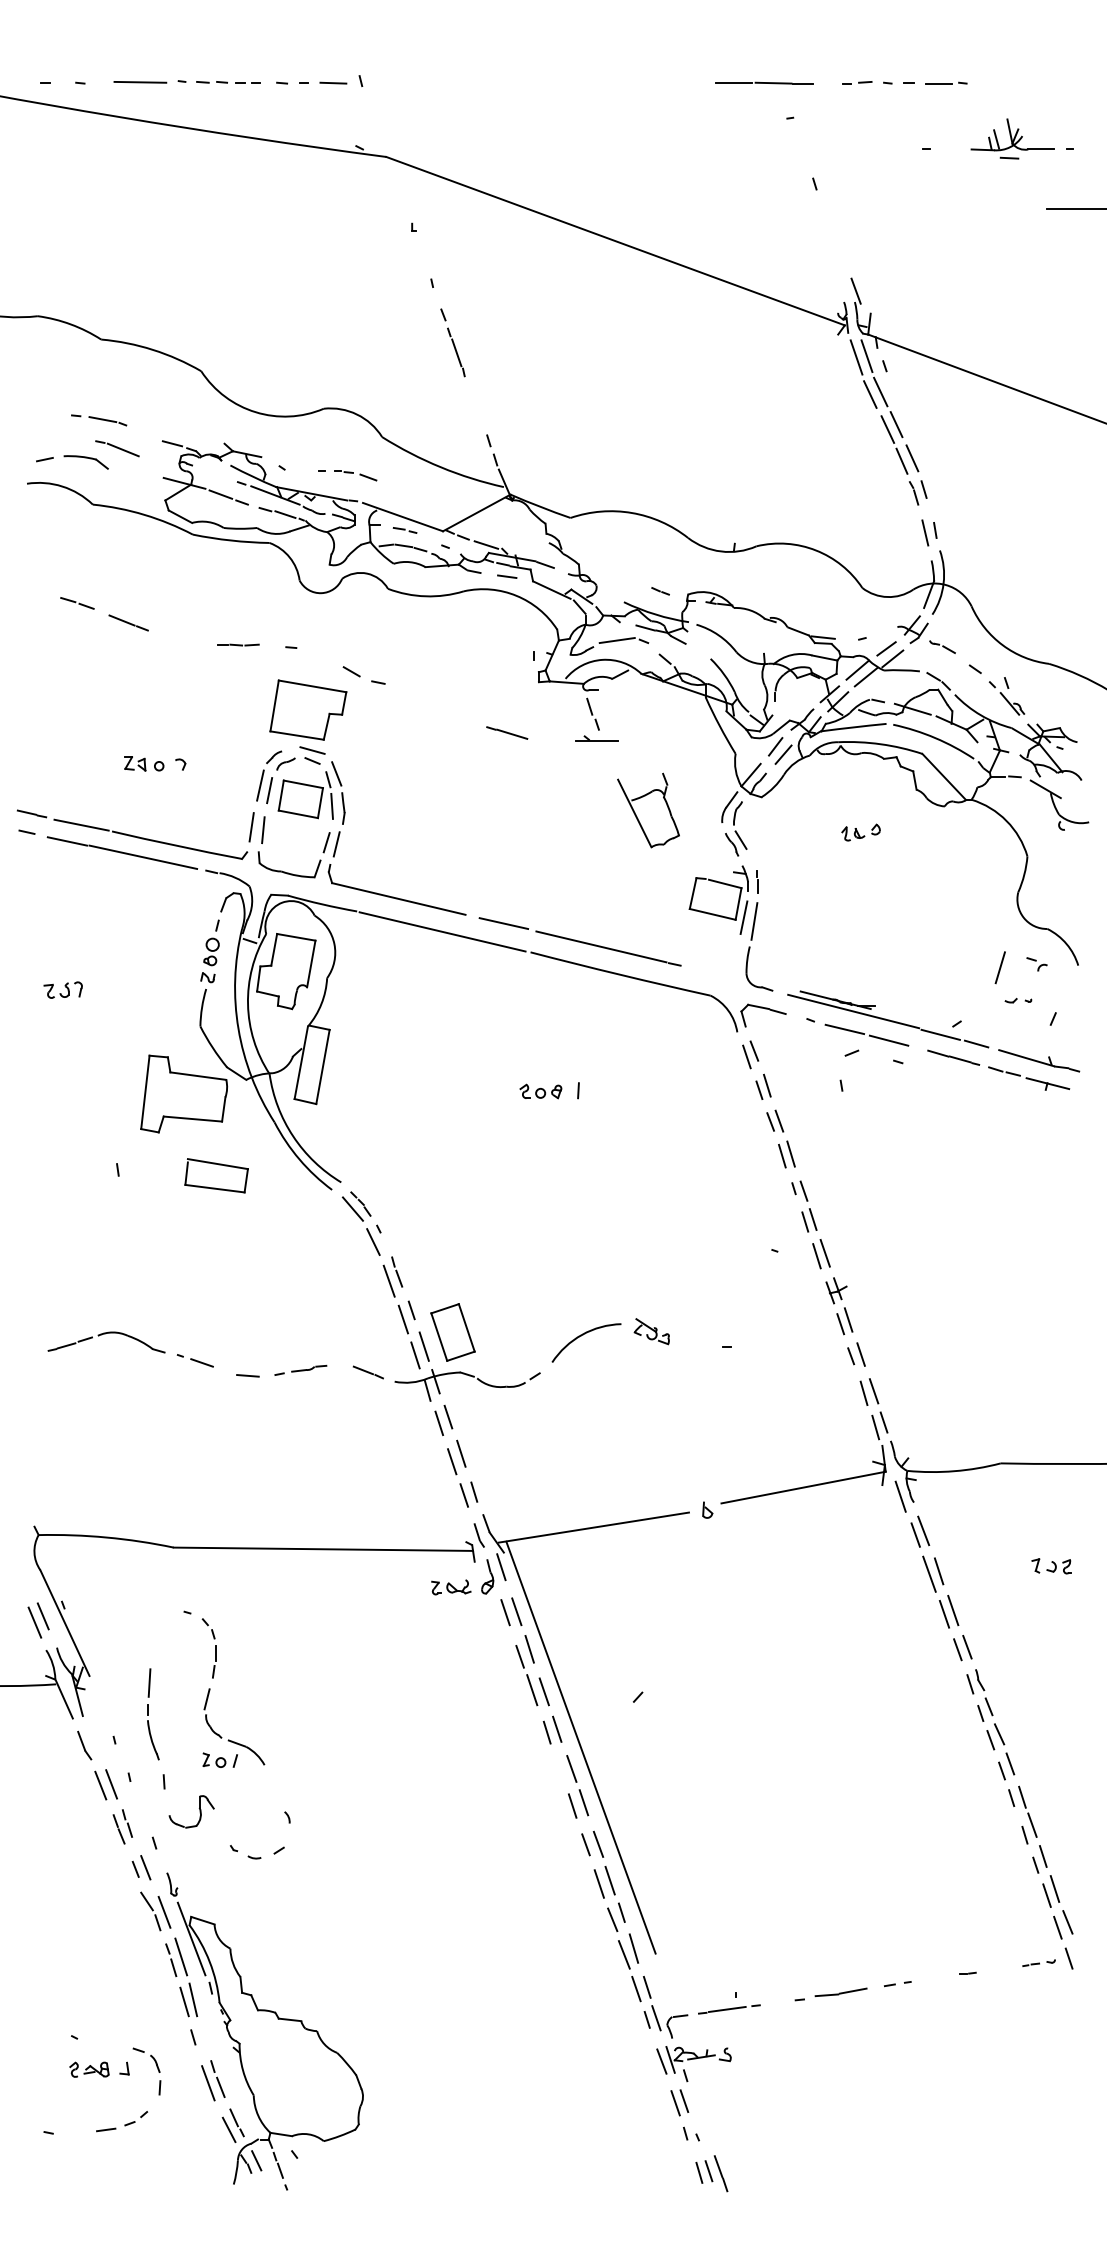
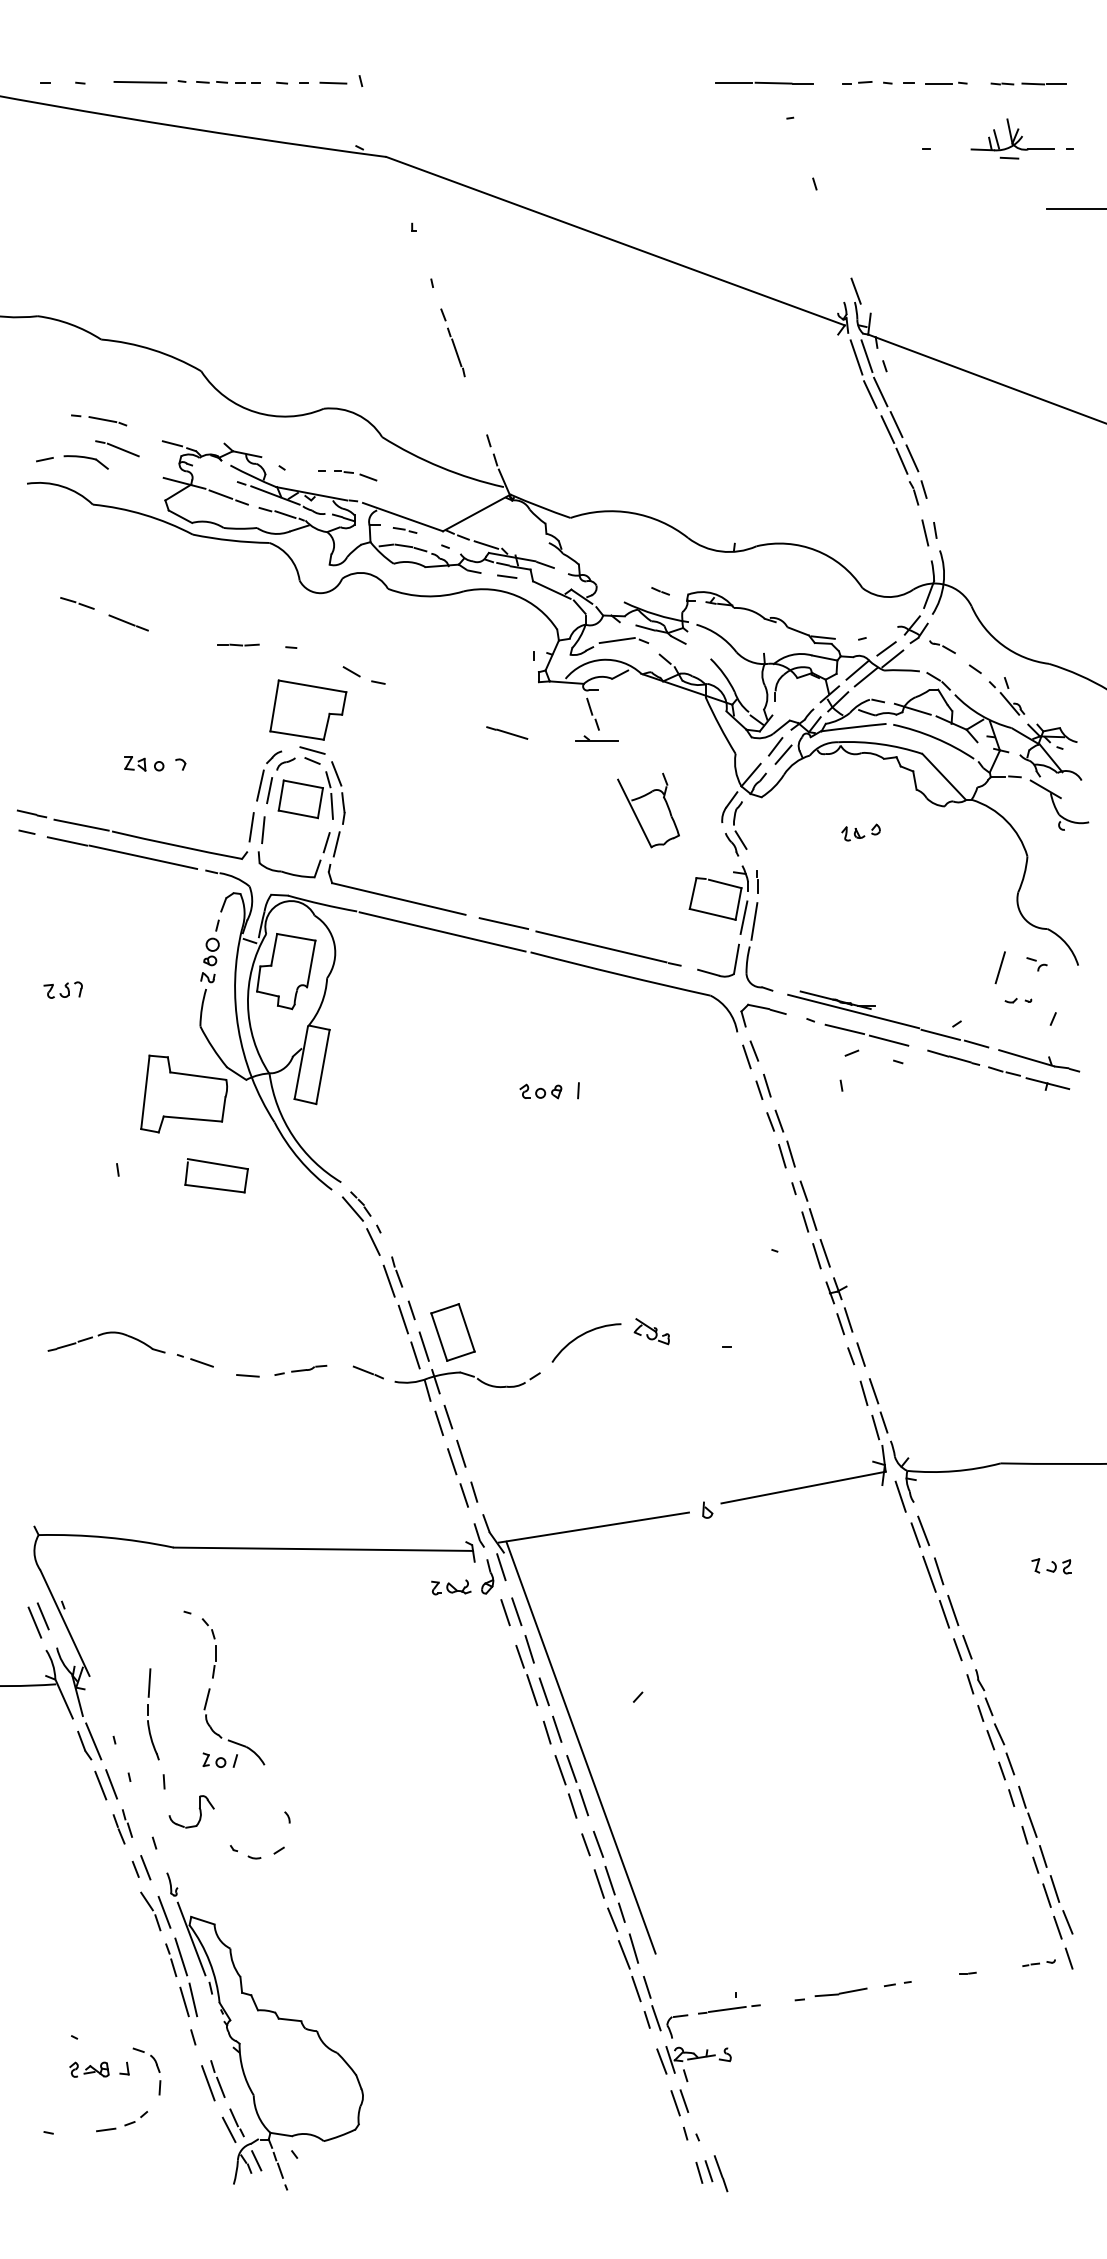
part: none -> present (1028, 83)
part: none -> present (715, 973)
line: none -> present (93, 1741)
line: none -> present (560, 1770)
